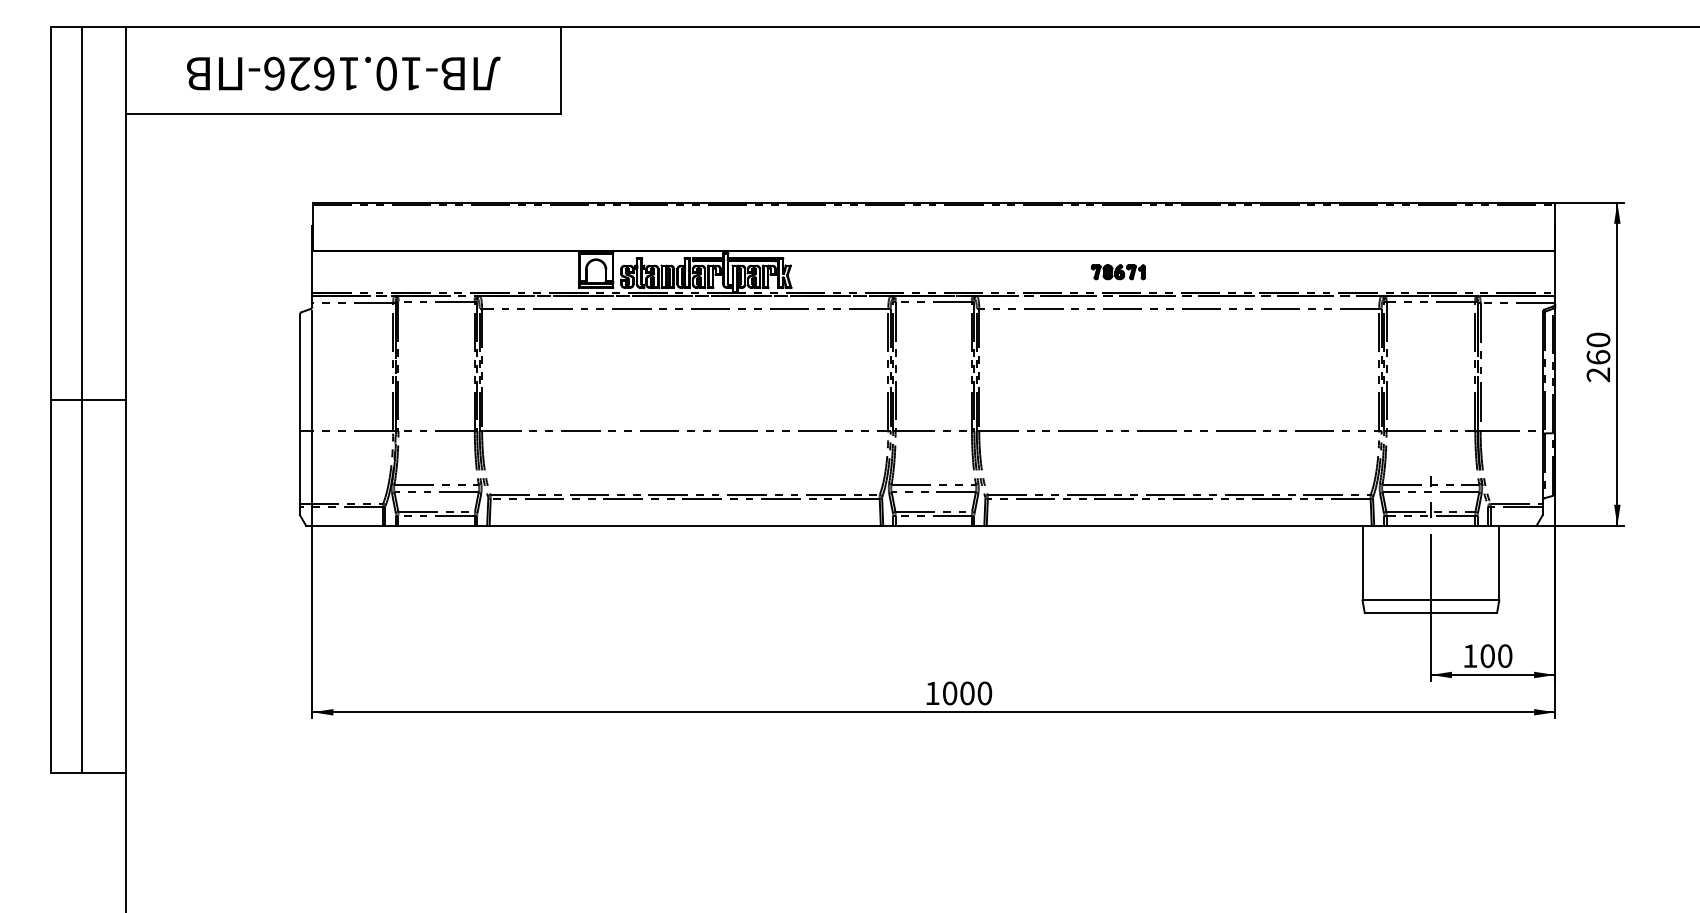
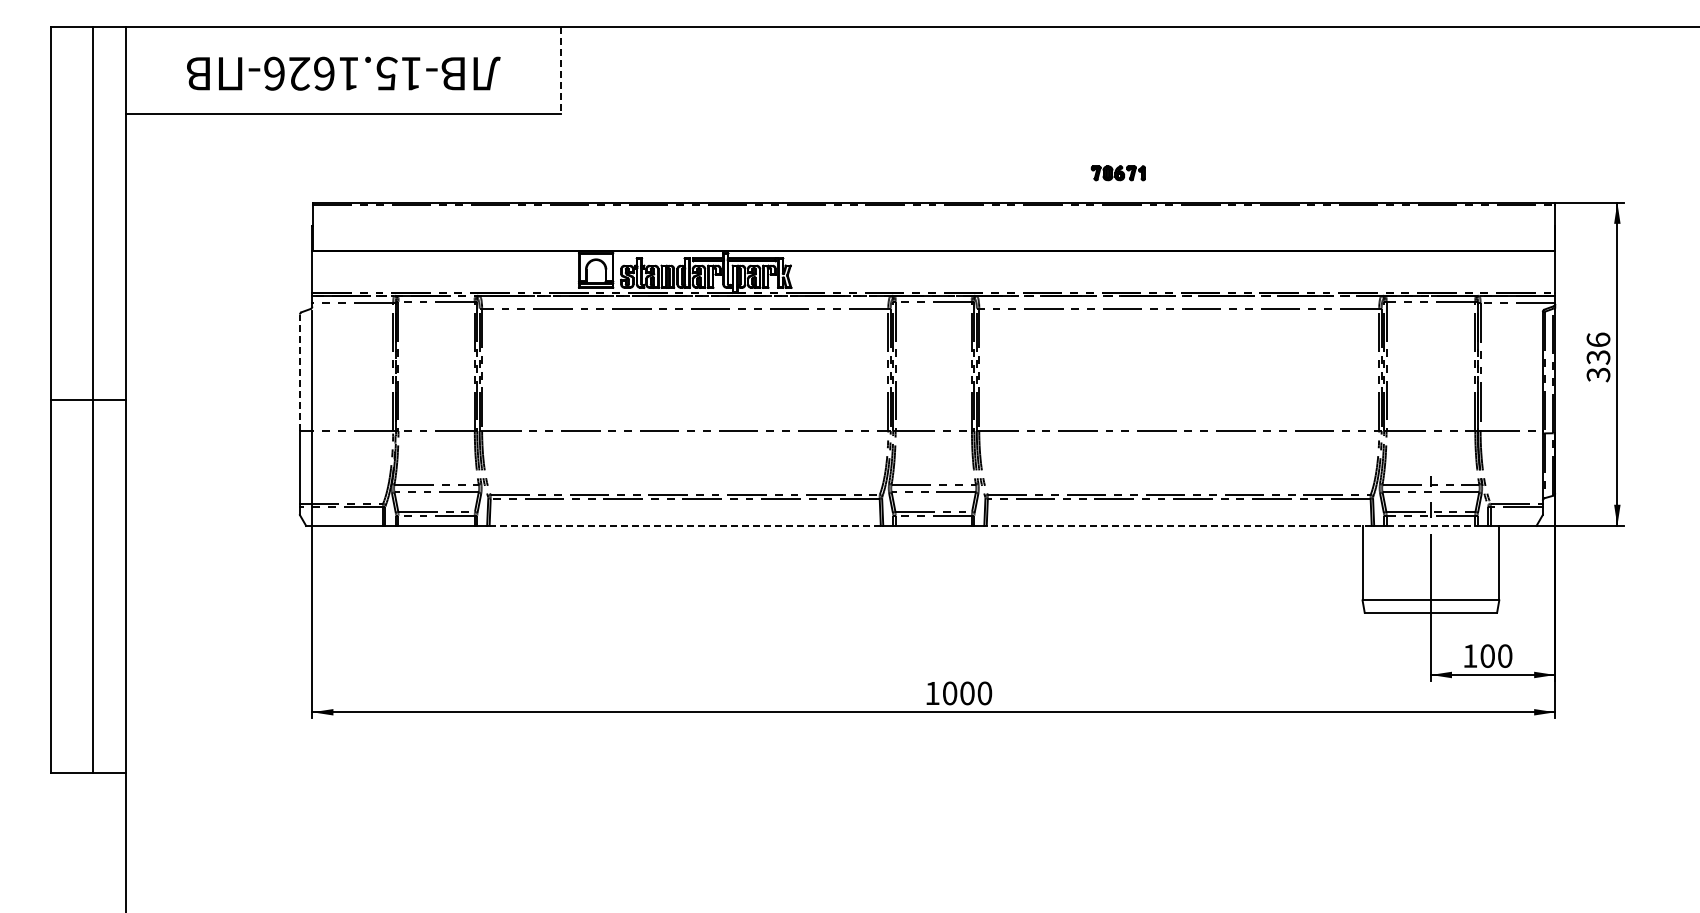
line: solid -> dashed (560, 71)
text: -10.1626- -> -15.1626- (386, 73)
part position: (1117, 272) -> (1117, 173) (1117, 173)
text: 260 -> 336 (1598, 357)
line: solid -> dashed (299, 372)
line position: (82, 399) -> (93, 399) (93, 399)
line: solid -> dashed (685, 525)
line: solid -> dashed (1178, 525)
line: solid -> dashed (1431, 525)
